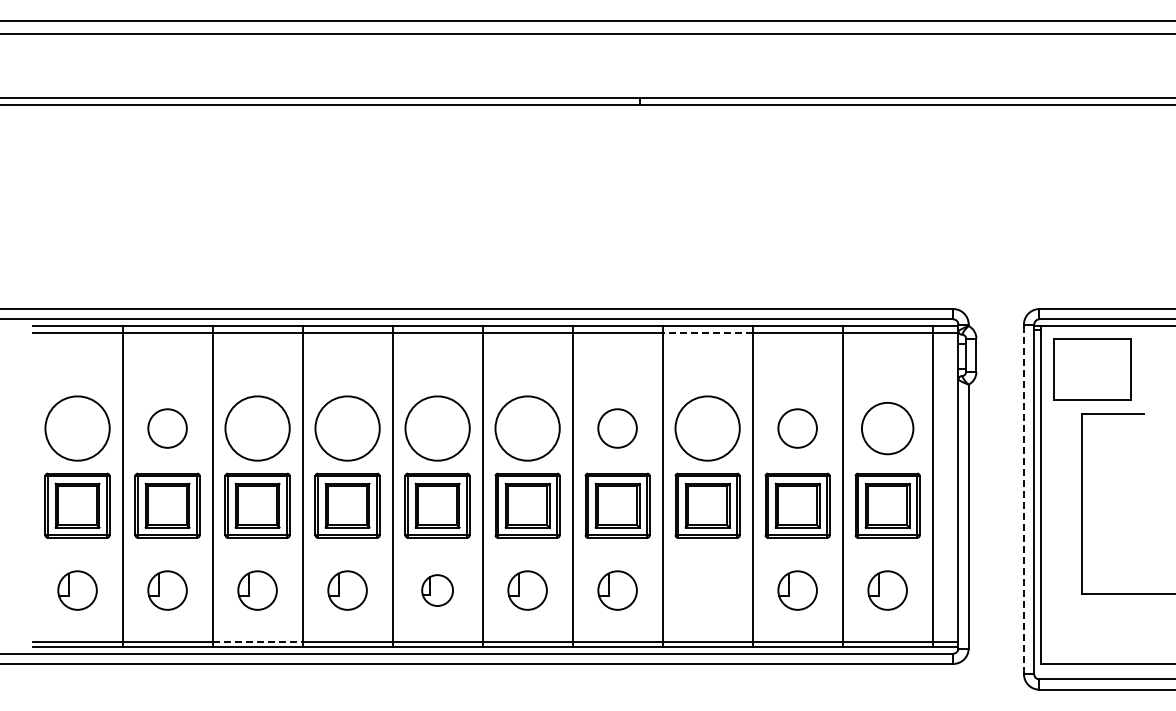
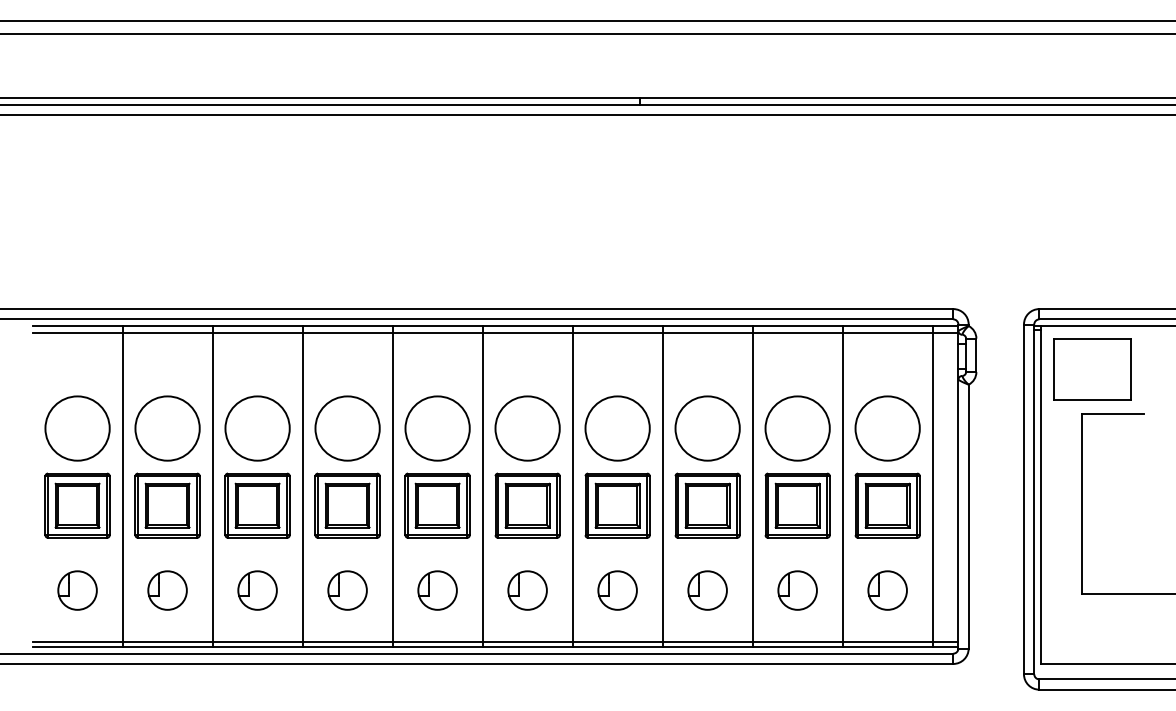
line: none -> present (587, 115)
line: dashed -> solid (707, 333)
circle diameter: 39 px -> 64 px (167, 428)
circle size: 41x41 px -> 67x67 px (617, 428)
circle diameter: 39 px -> 64 px (797, 428)
circle diameter: 51 px -> 64 px (887, 428)
line: dashed -> solid (1023, 499)
part size: 33x33 px -> 41x41 px (437, 590)
part: none -> present (707, 590)
line: dashed -> solid (258, 642)
